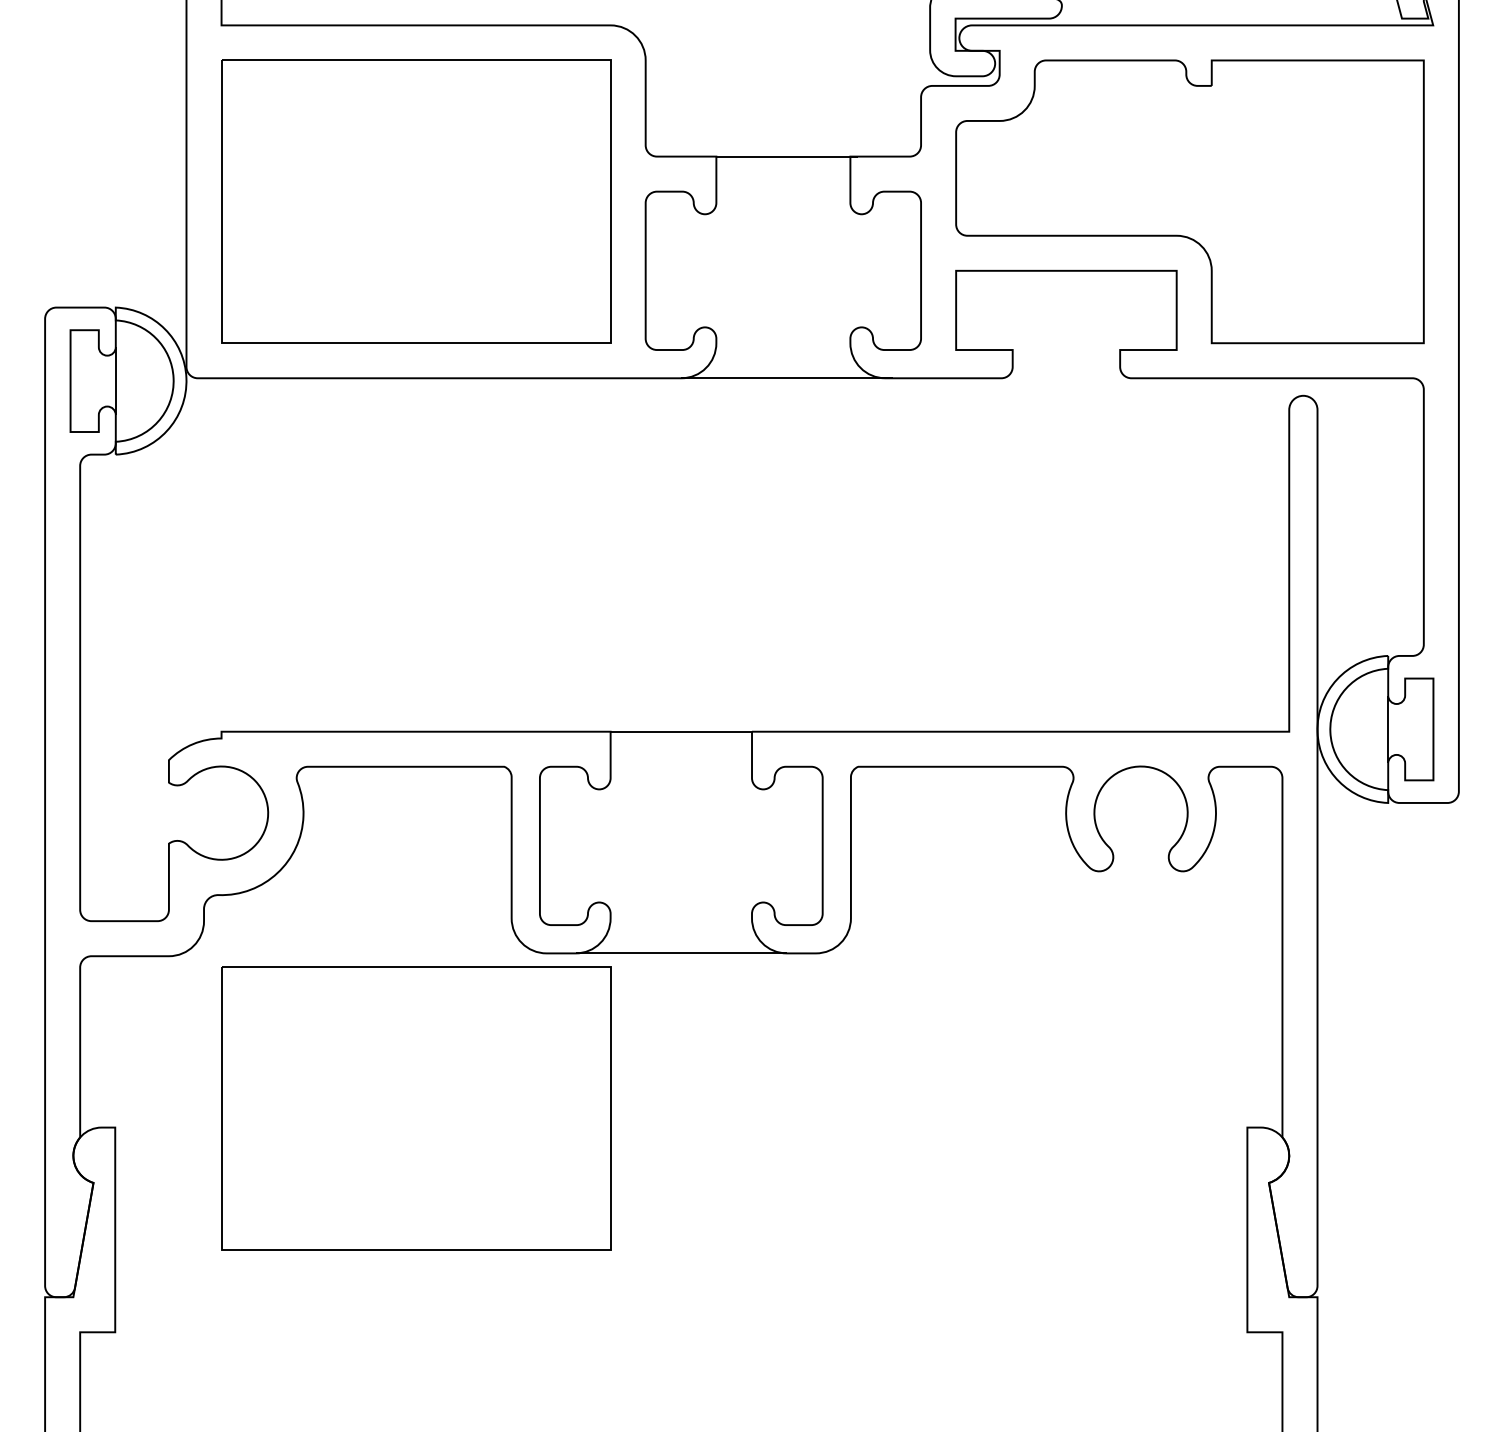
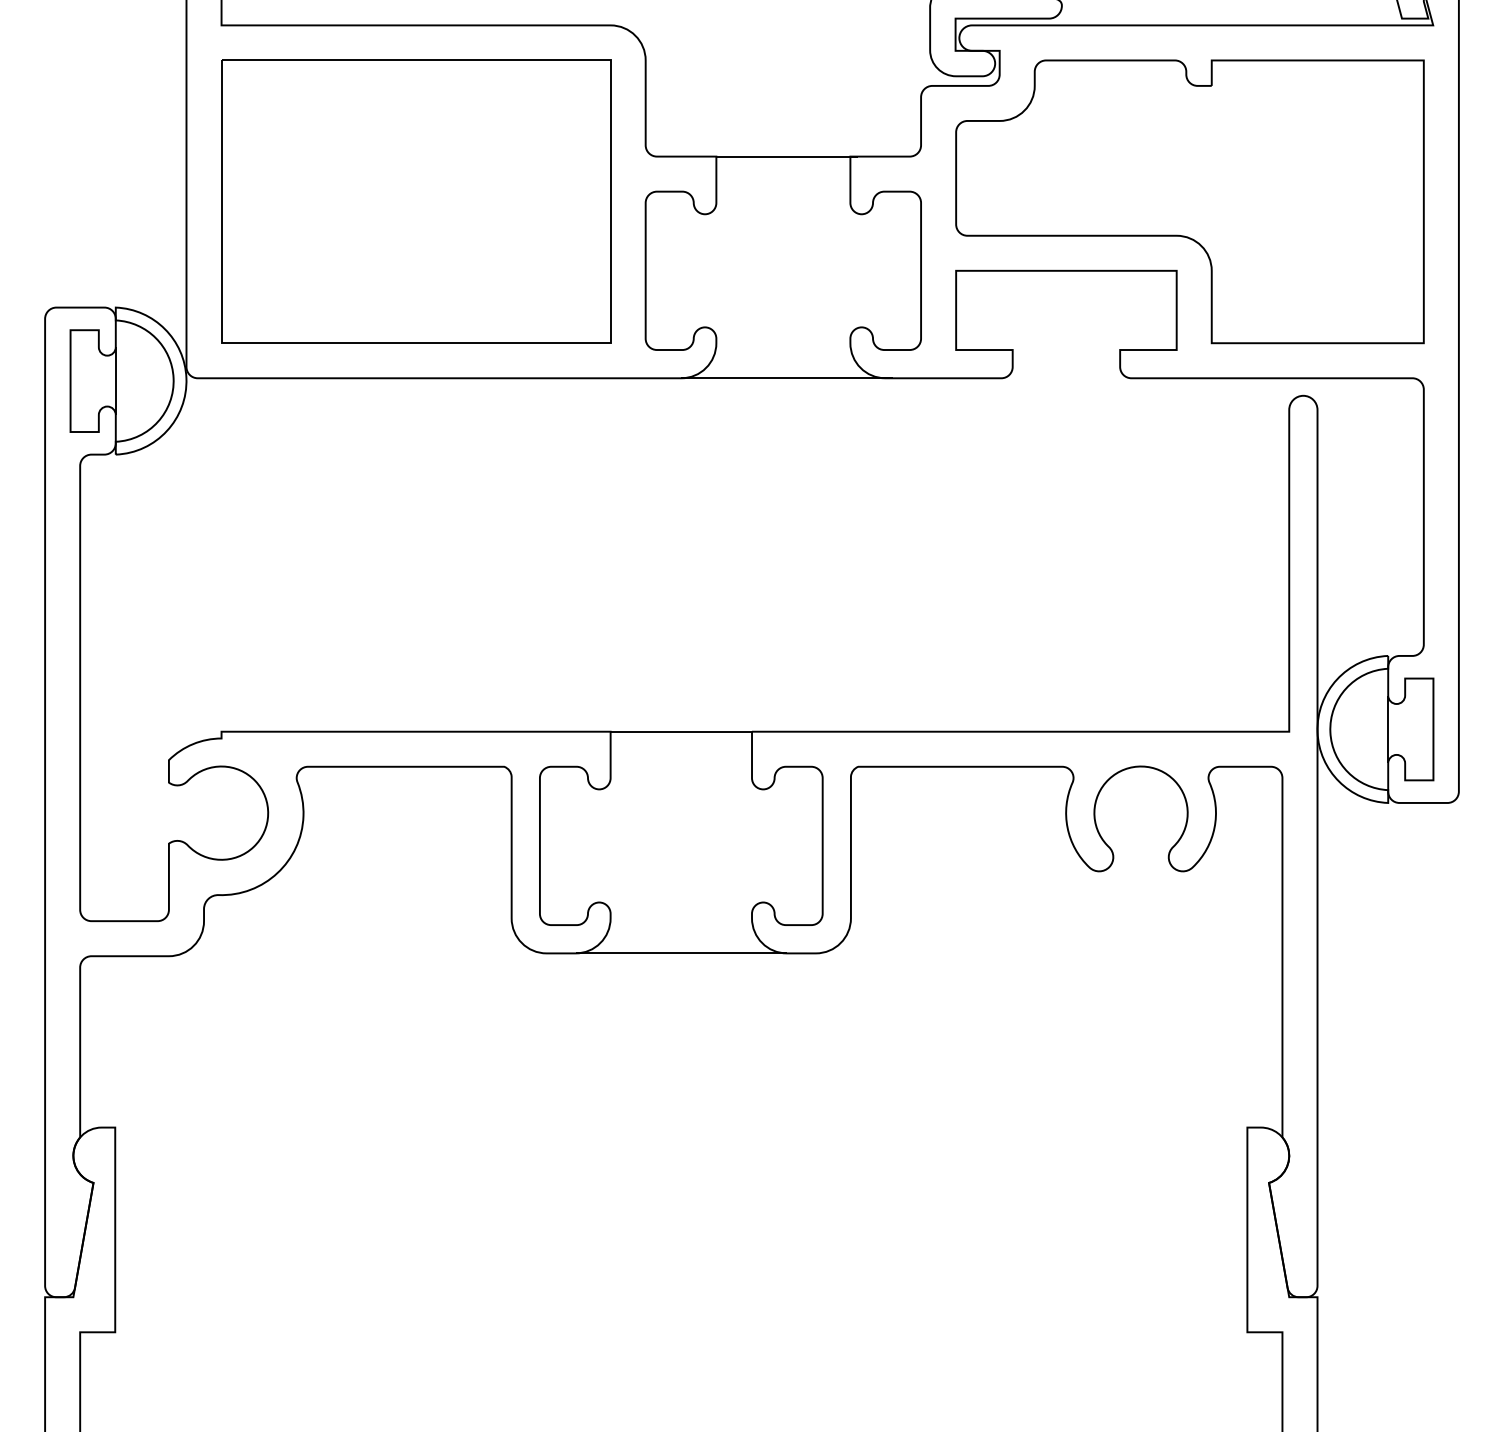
part: present -> none (416, 1108)
